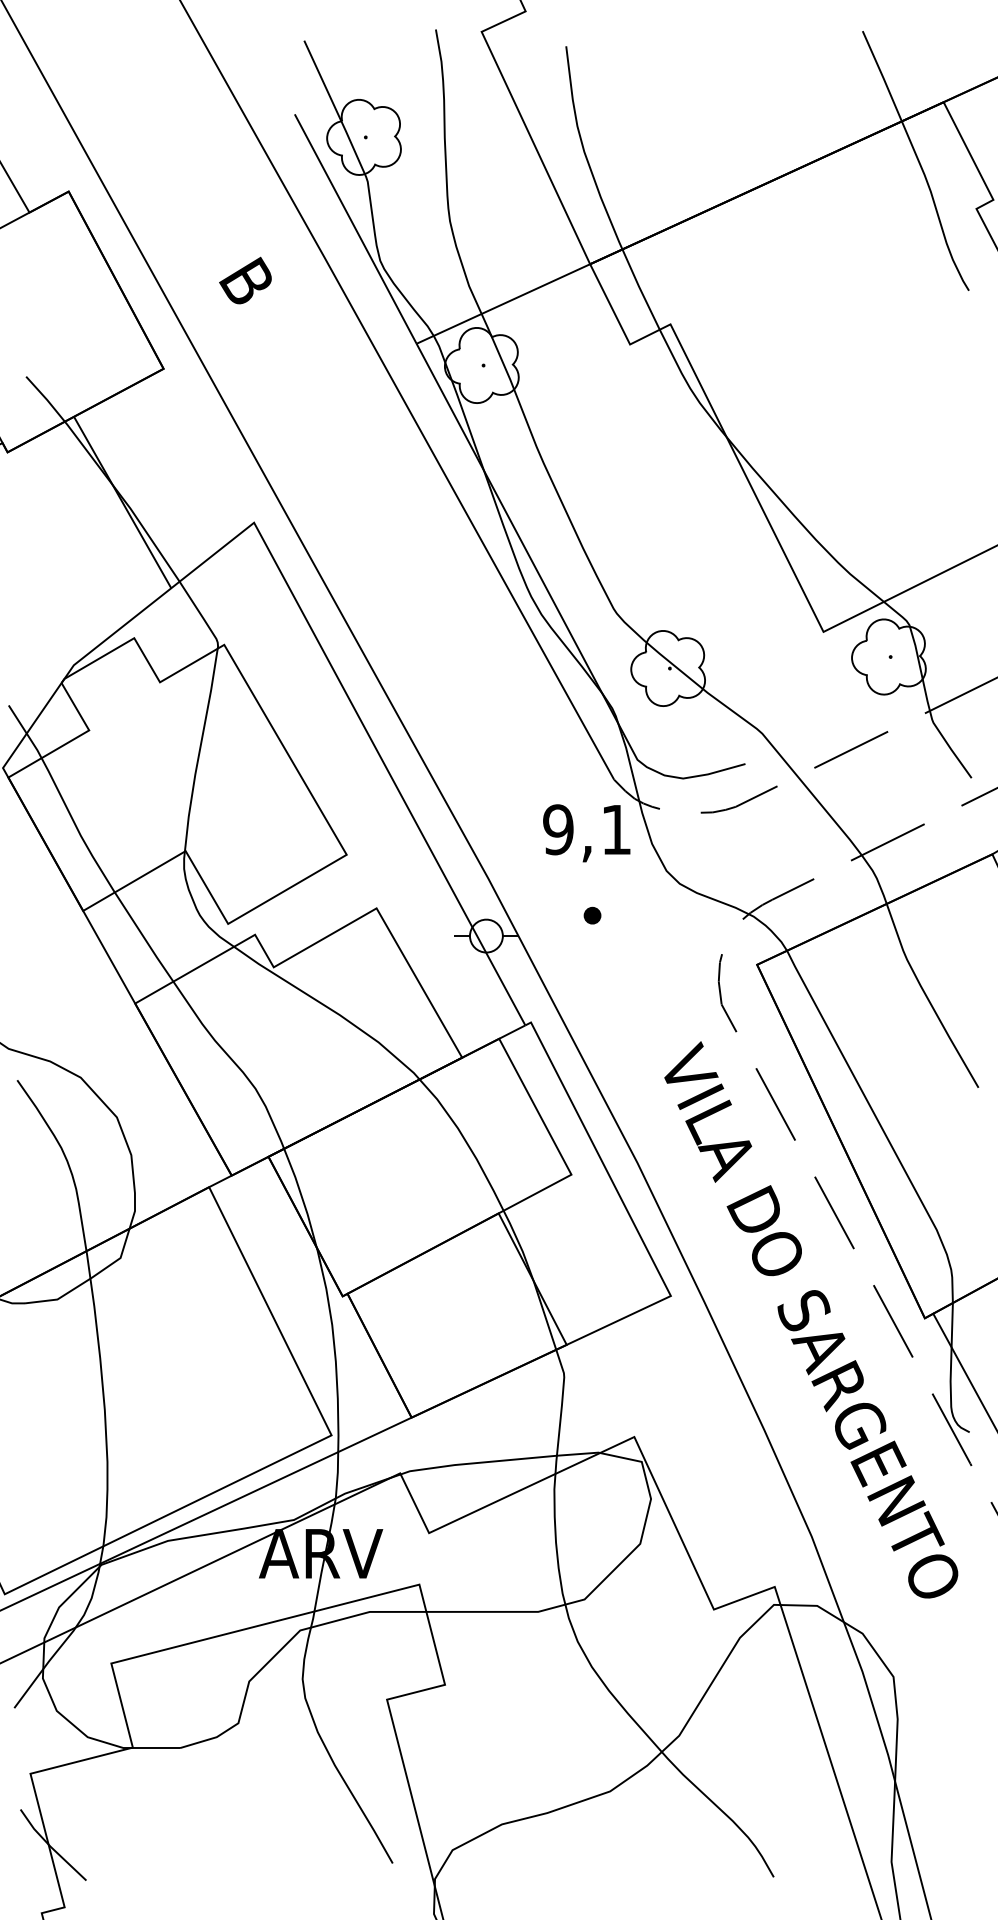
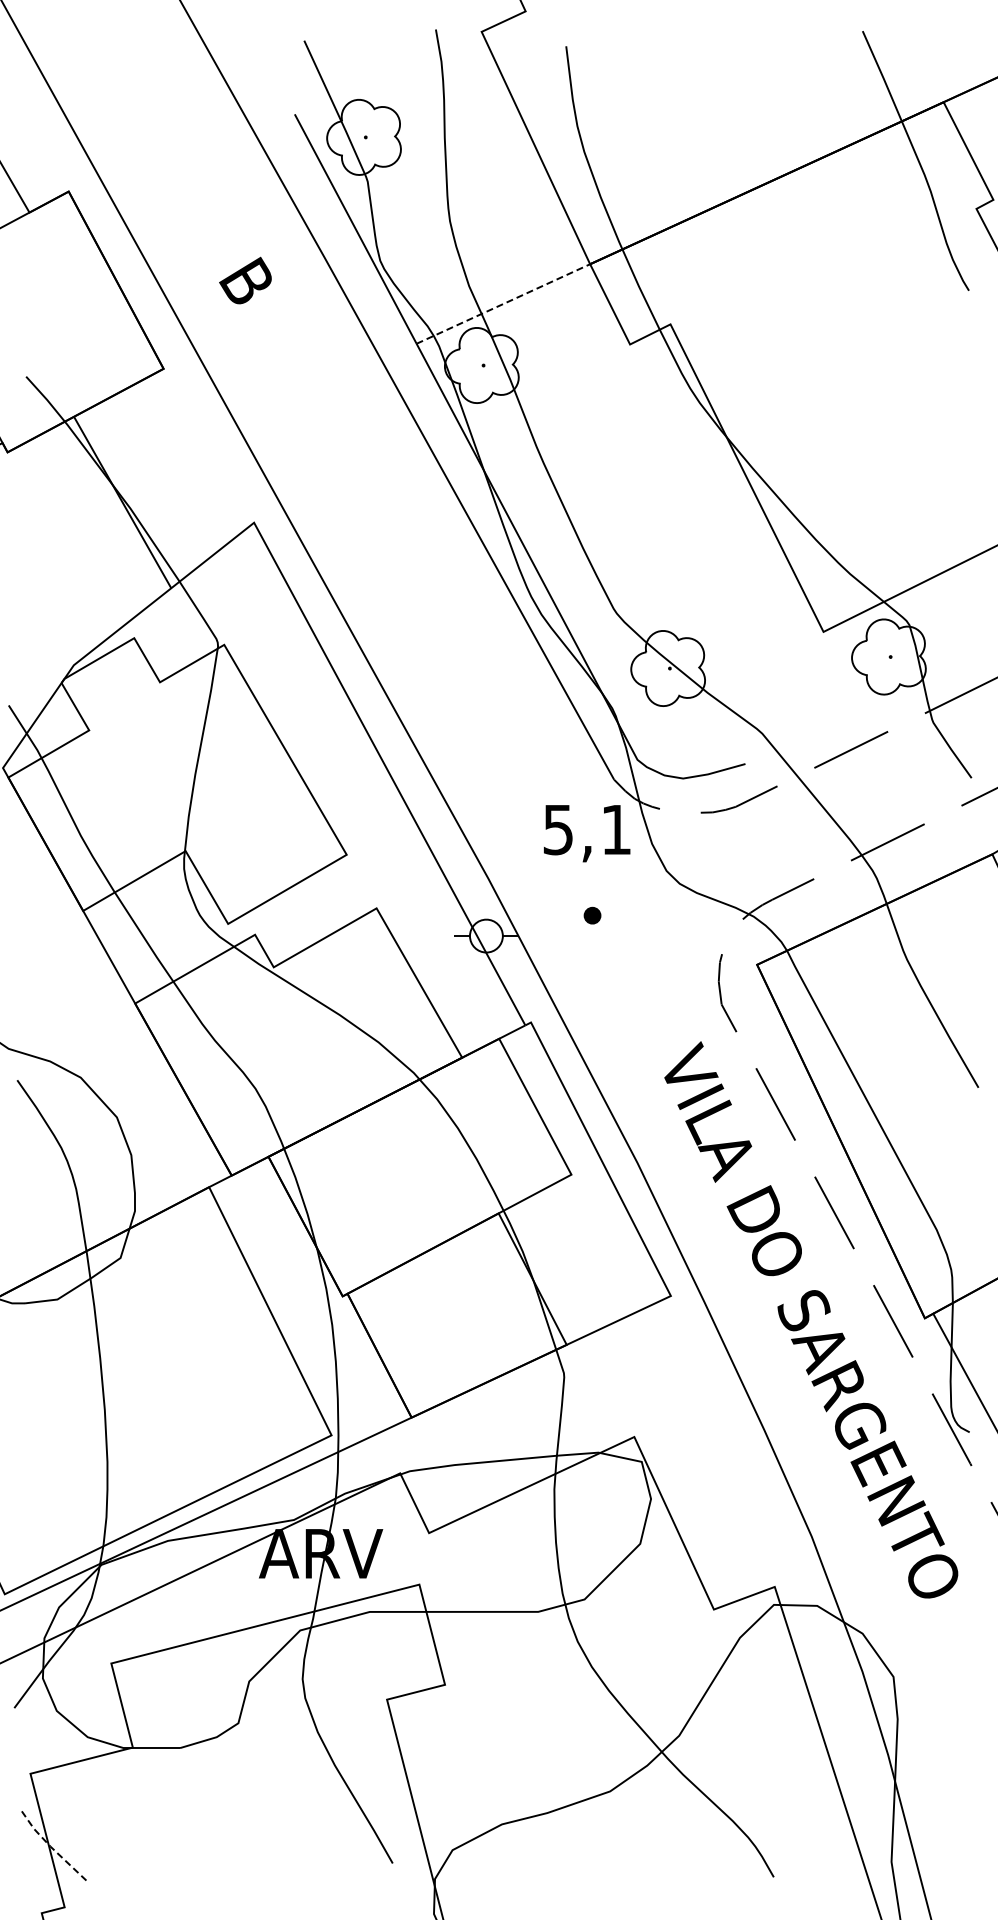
line: solid -> dashed (503, 303)
text: 9,1 -> 5,1 (558, 829)
line: solid -> dashed (50, 1846)
